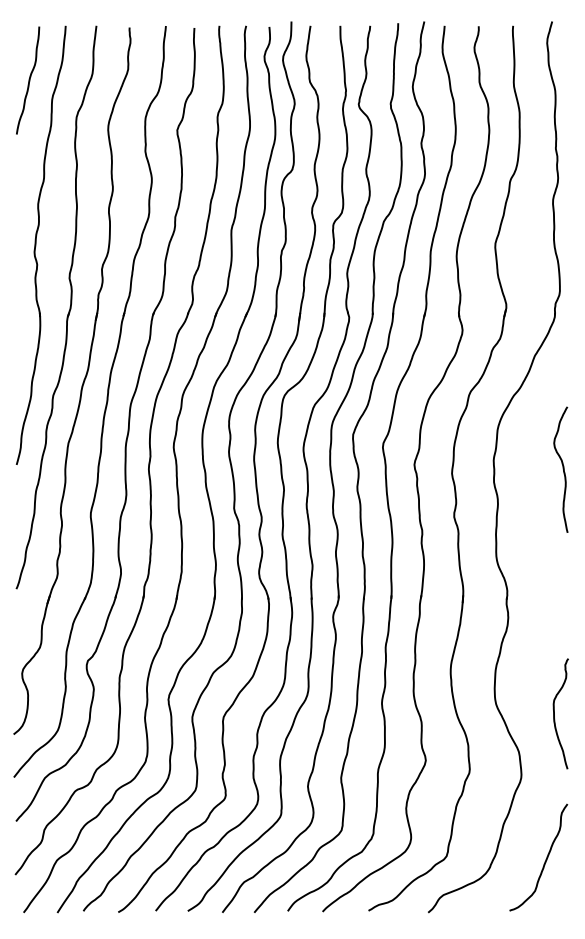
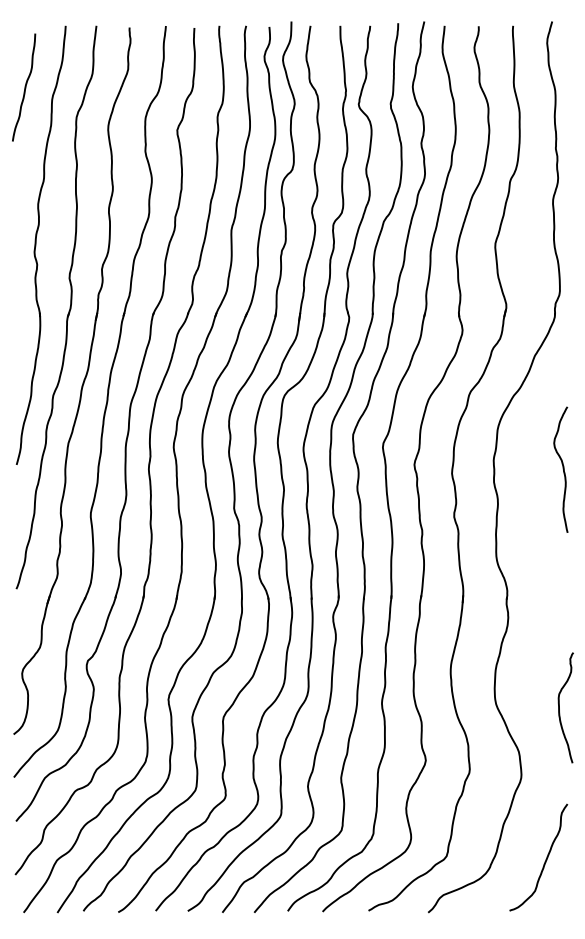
curve position: (28, 80) -> (24, 87) (24, 87)
curve position: (554, 713) -> (559, 707) (559, 707)
